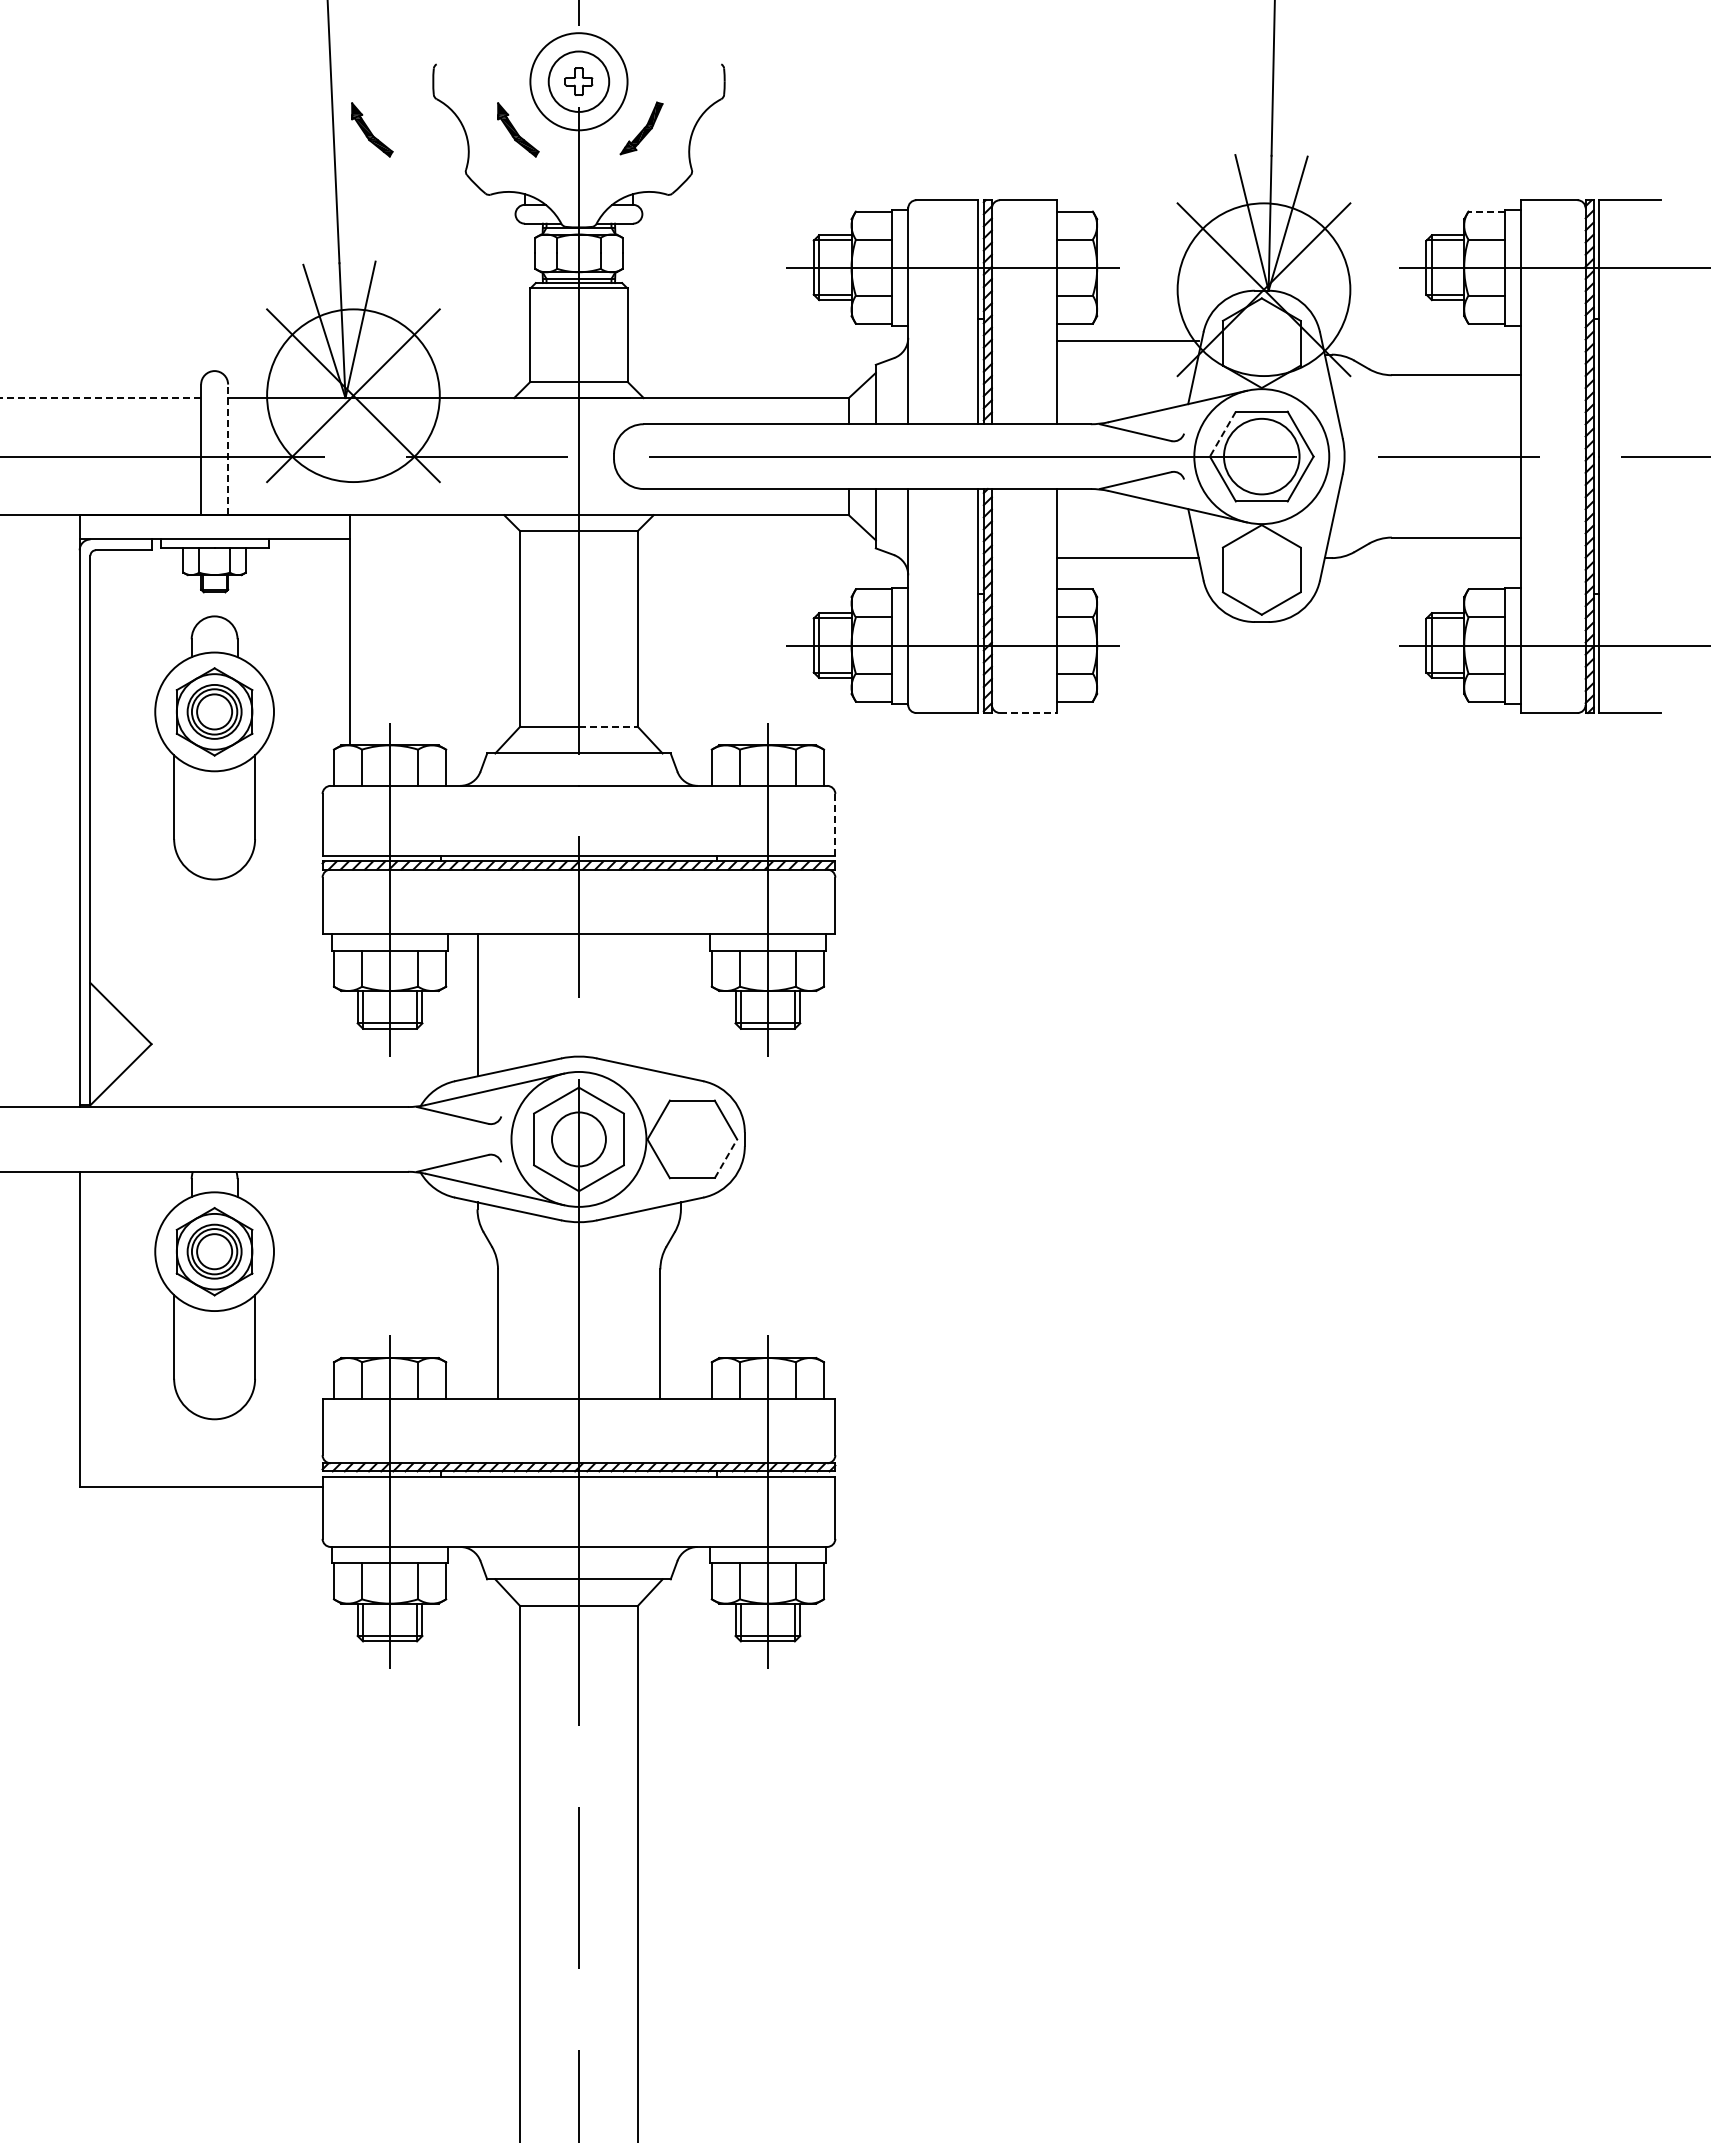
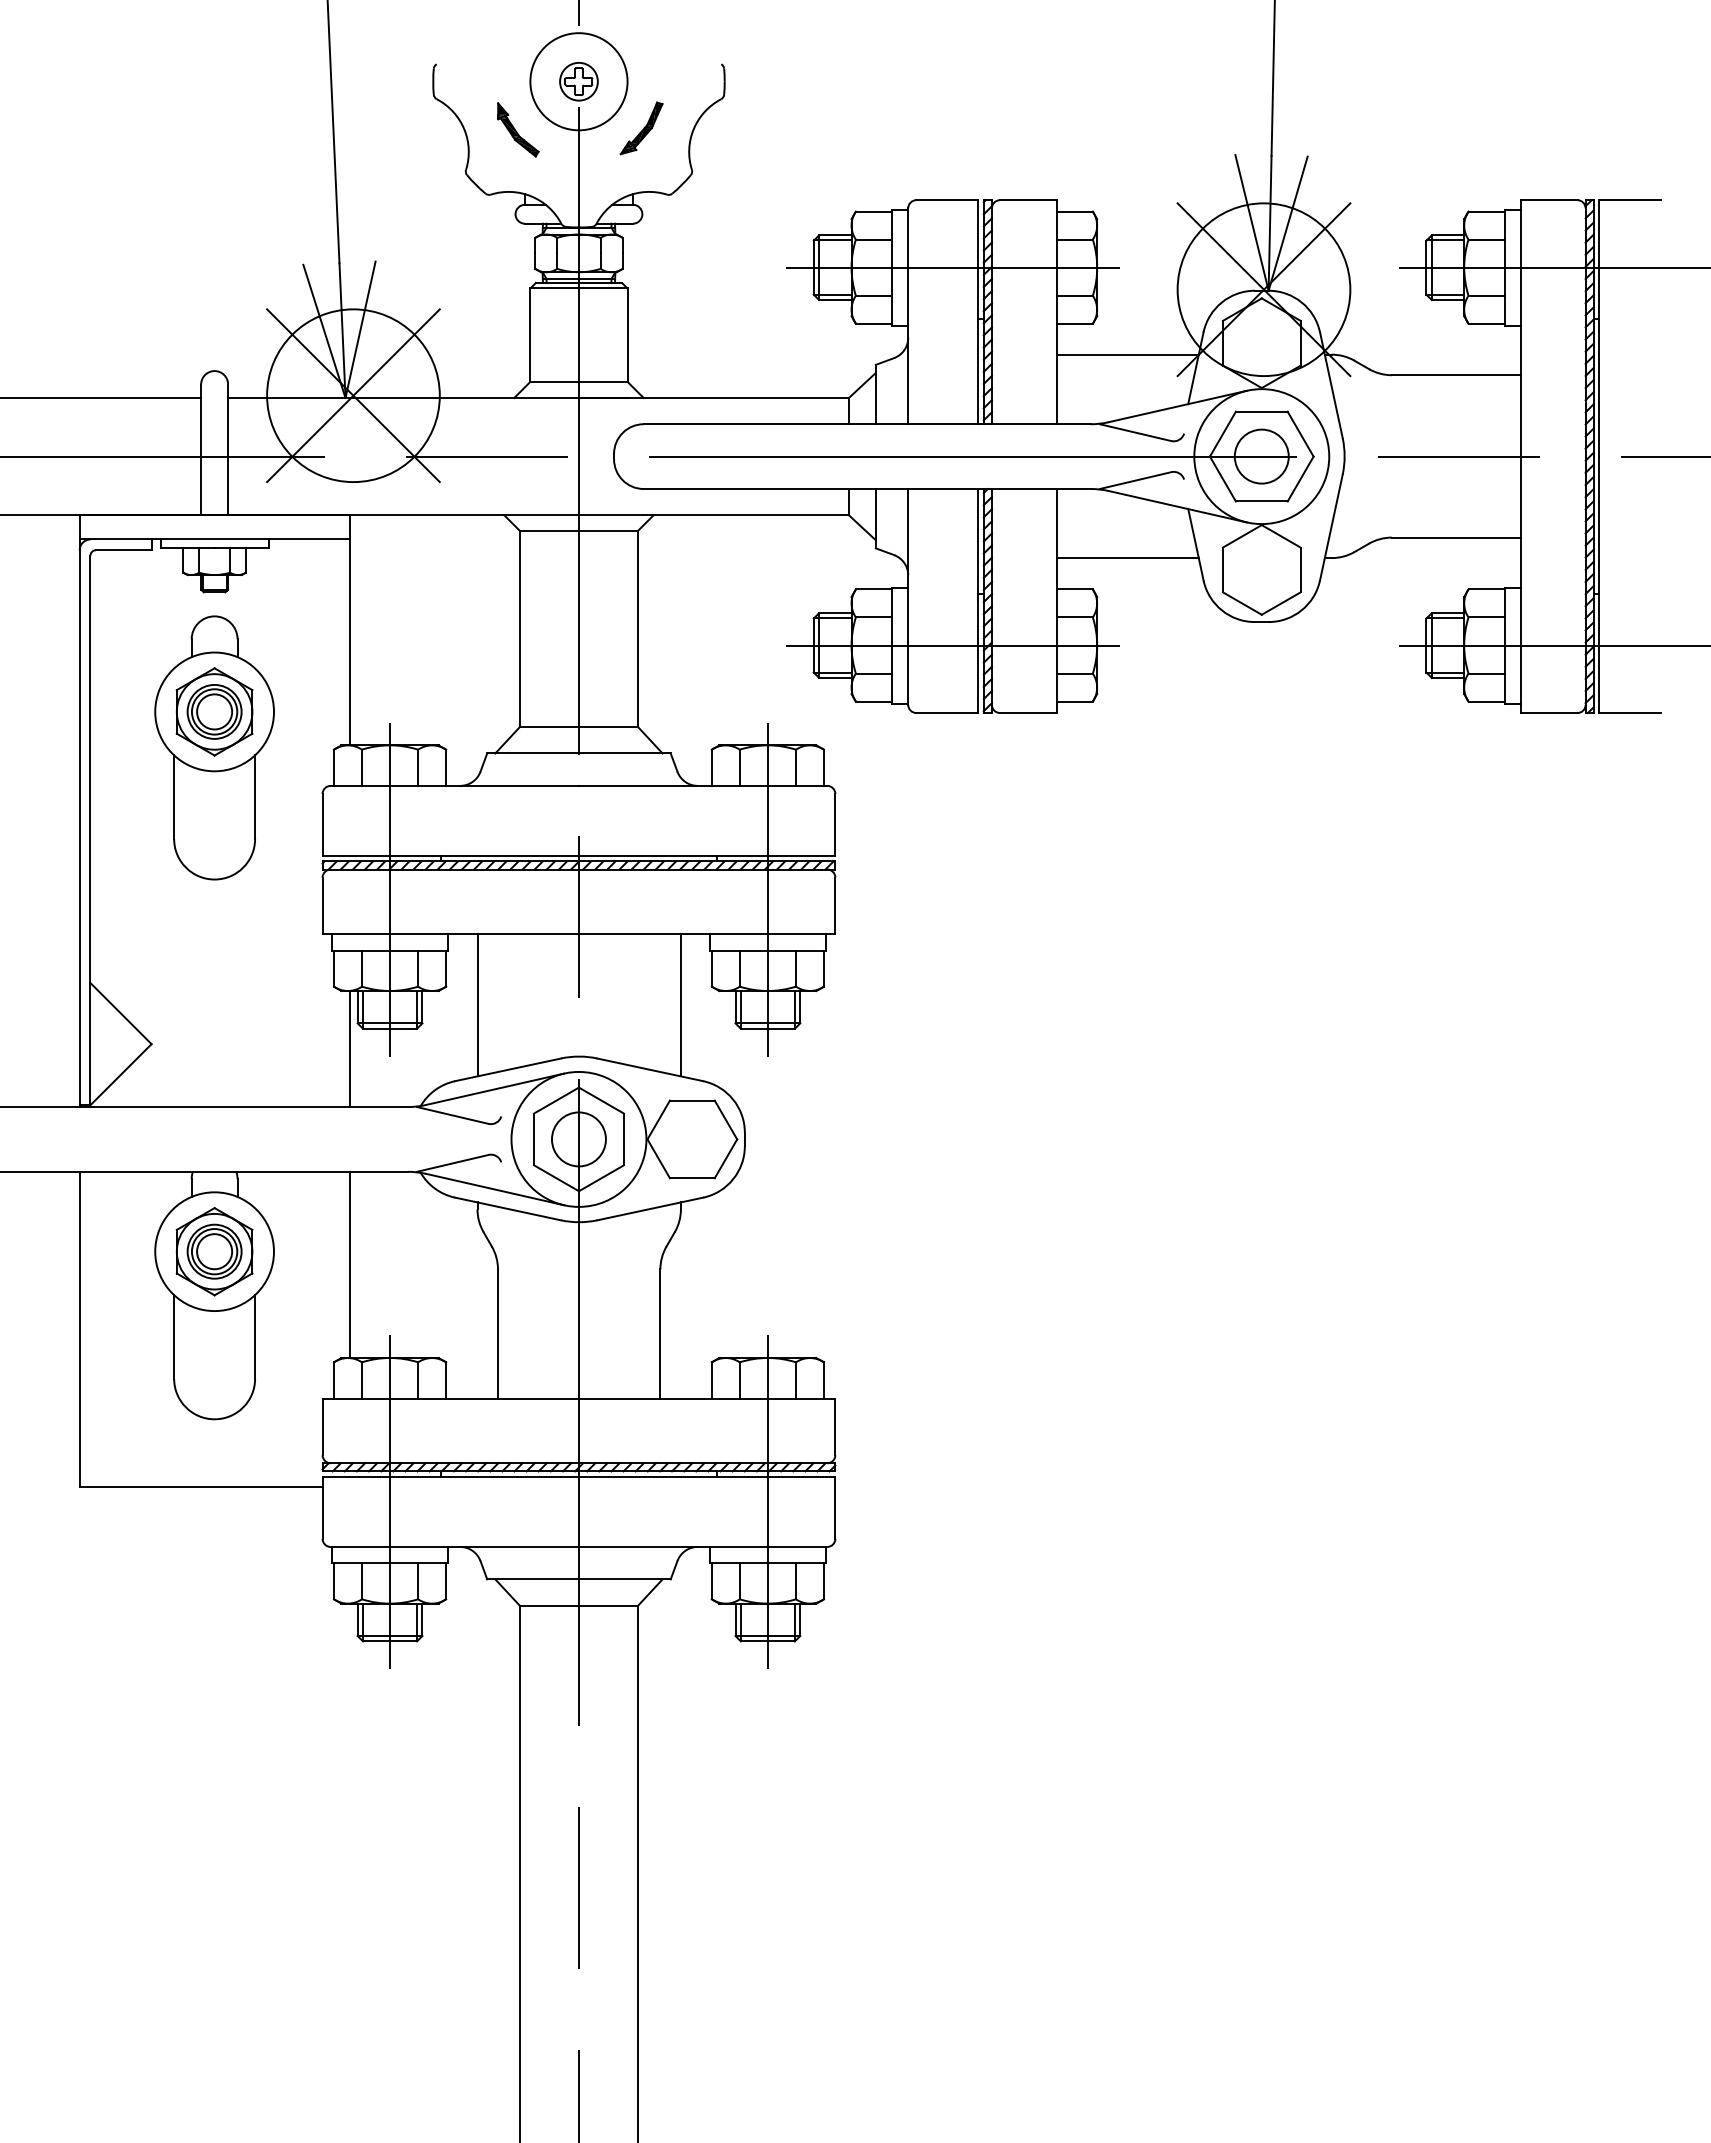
circle diameter: 60 px -> 38 px (578, 81)
part: present -> none (372, 129)
line: dashed -> solid (1486, 211)
line position: (1127, 340) -> (1127, 354) (1127, 354)
line: dashed -> solid (100, 398)
line: dashed -> solid (1222, 434)
line: dashed -> solid (228, 449)
circle diameter: 76 px -> 54 px (1261, 456)
line: dashed -> solid (1028, 713)
line: dashed -> solid (608, 726)
line: dashed -> solid (835, 825)
line: none -> present (680, 1005)
line: none -> present (349, 1049)
line: dashed -> solid (726, 1158)
line: none -> present (349, 1264)
